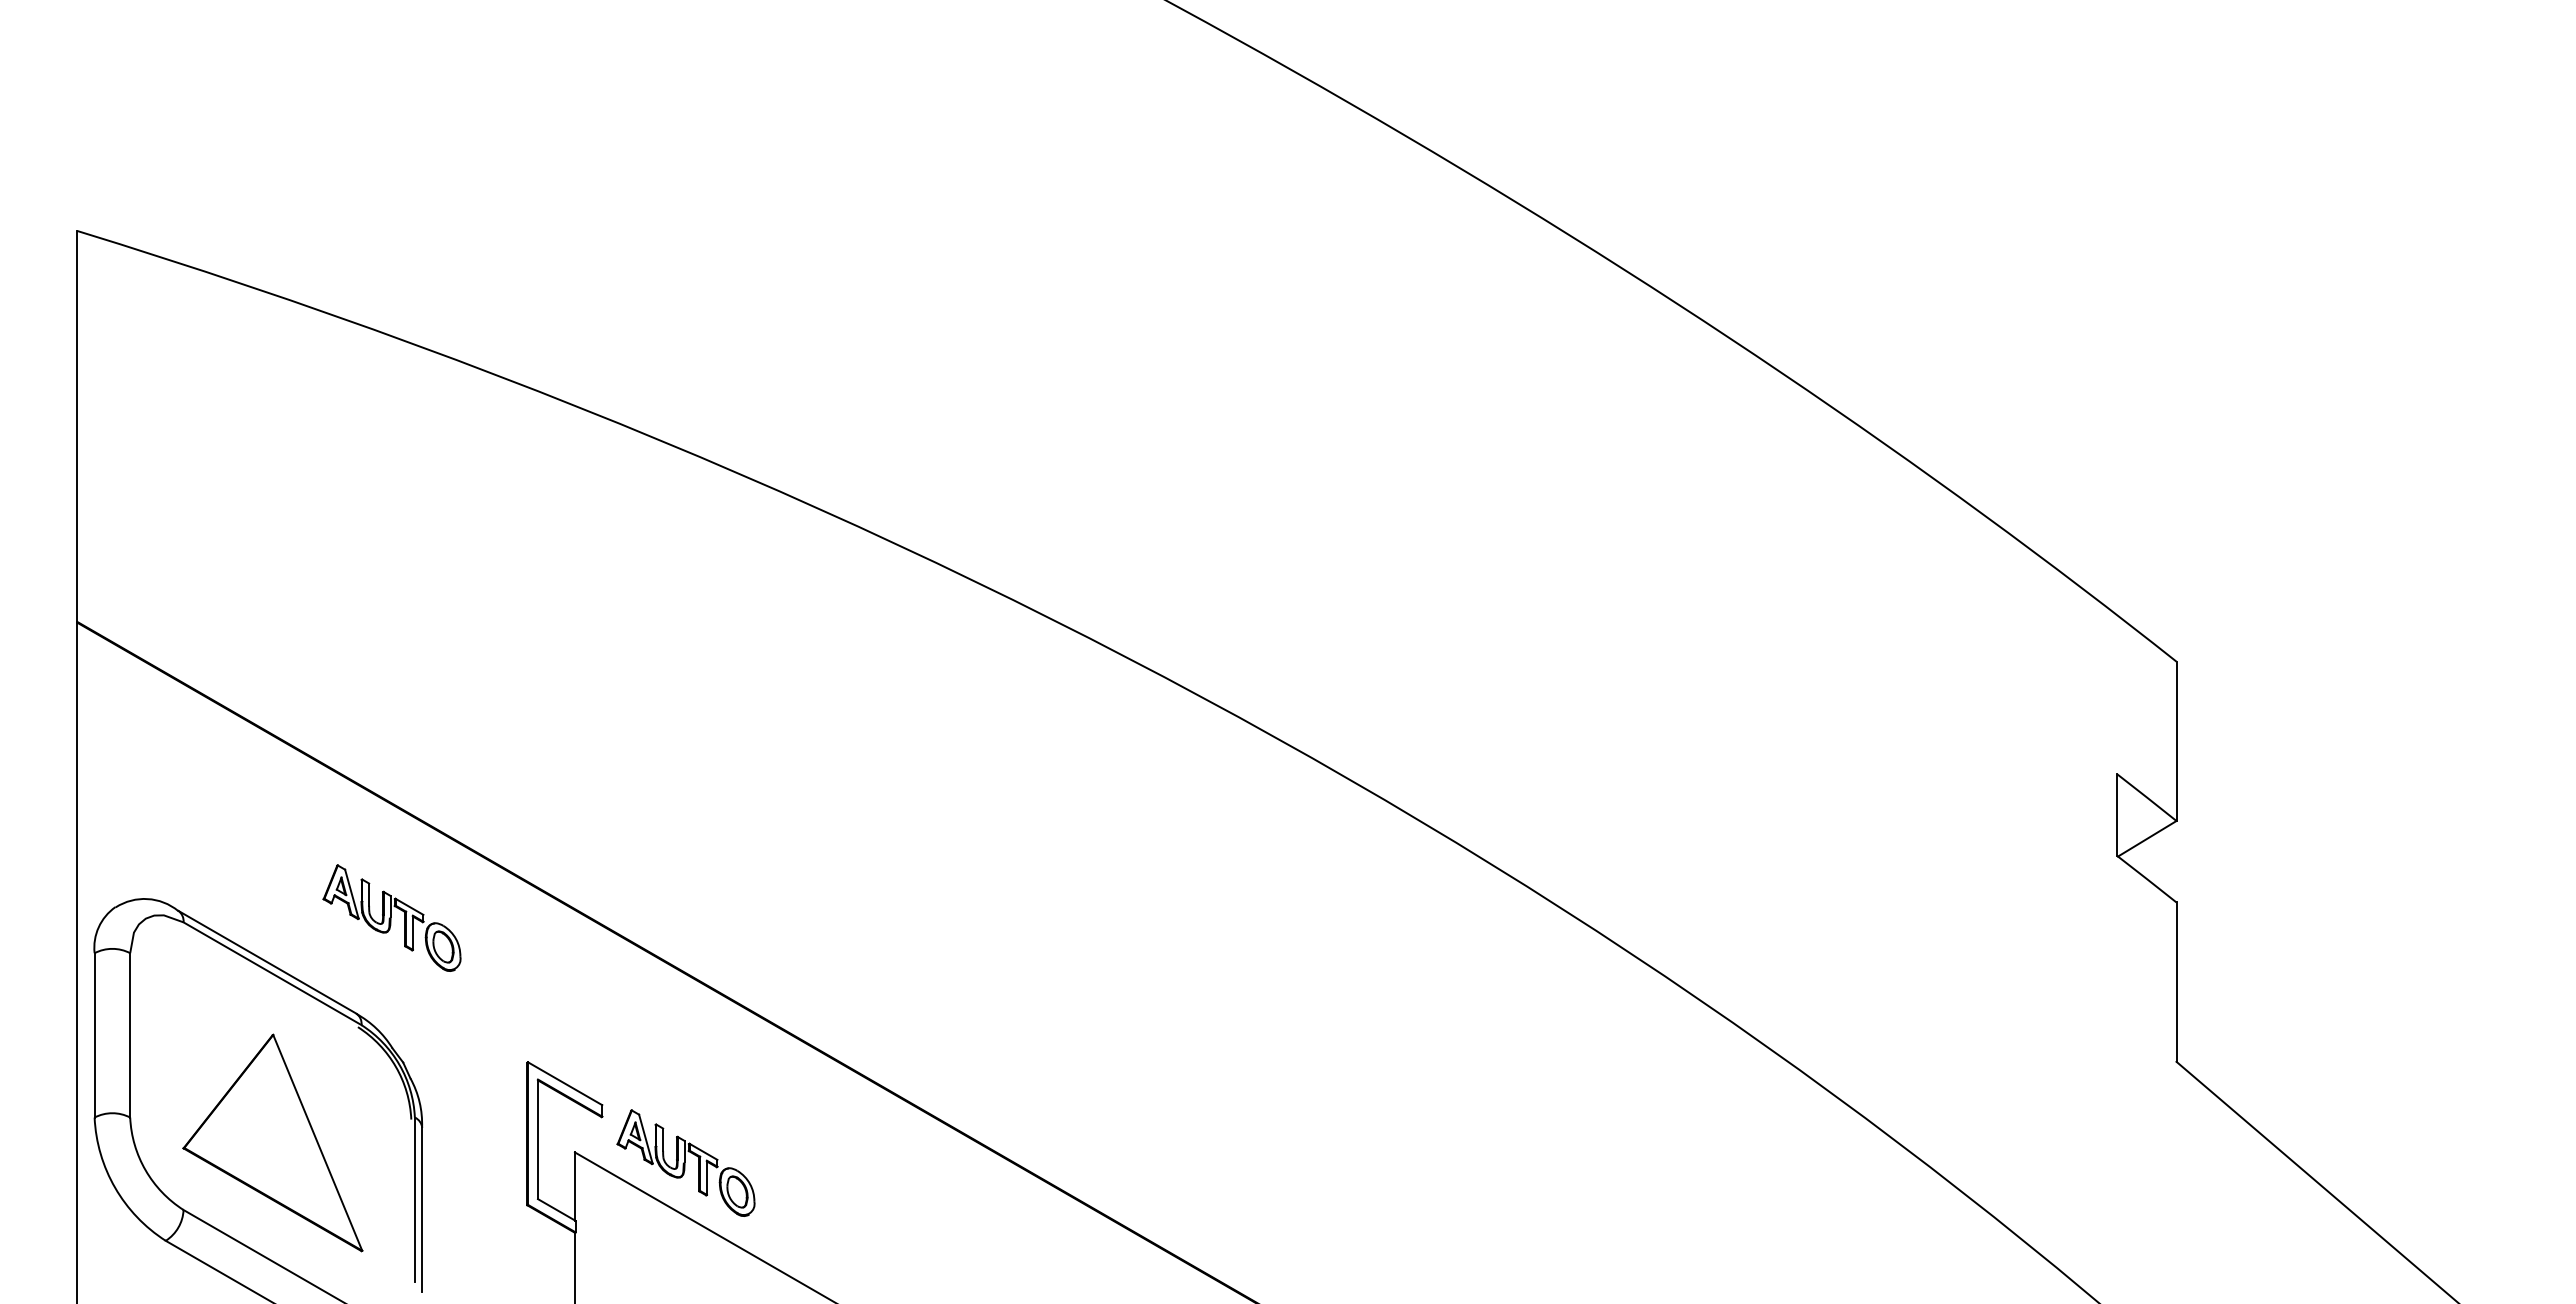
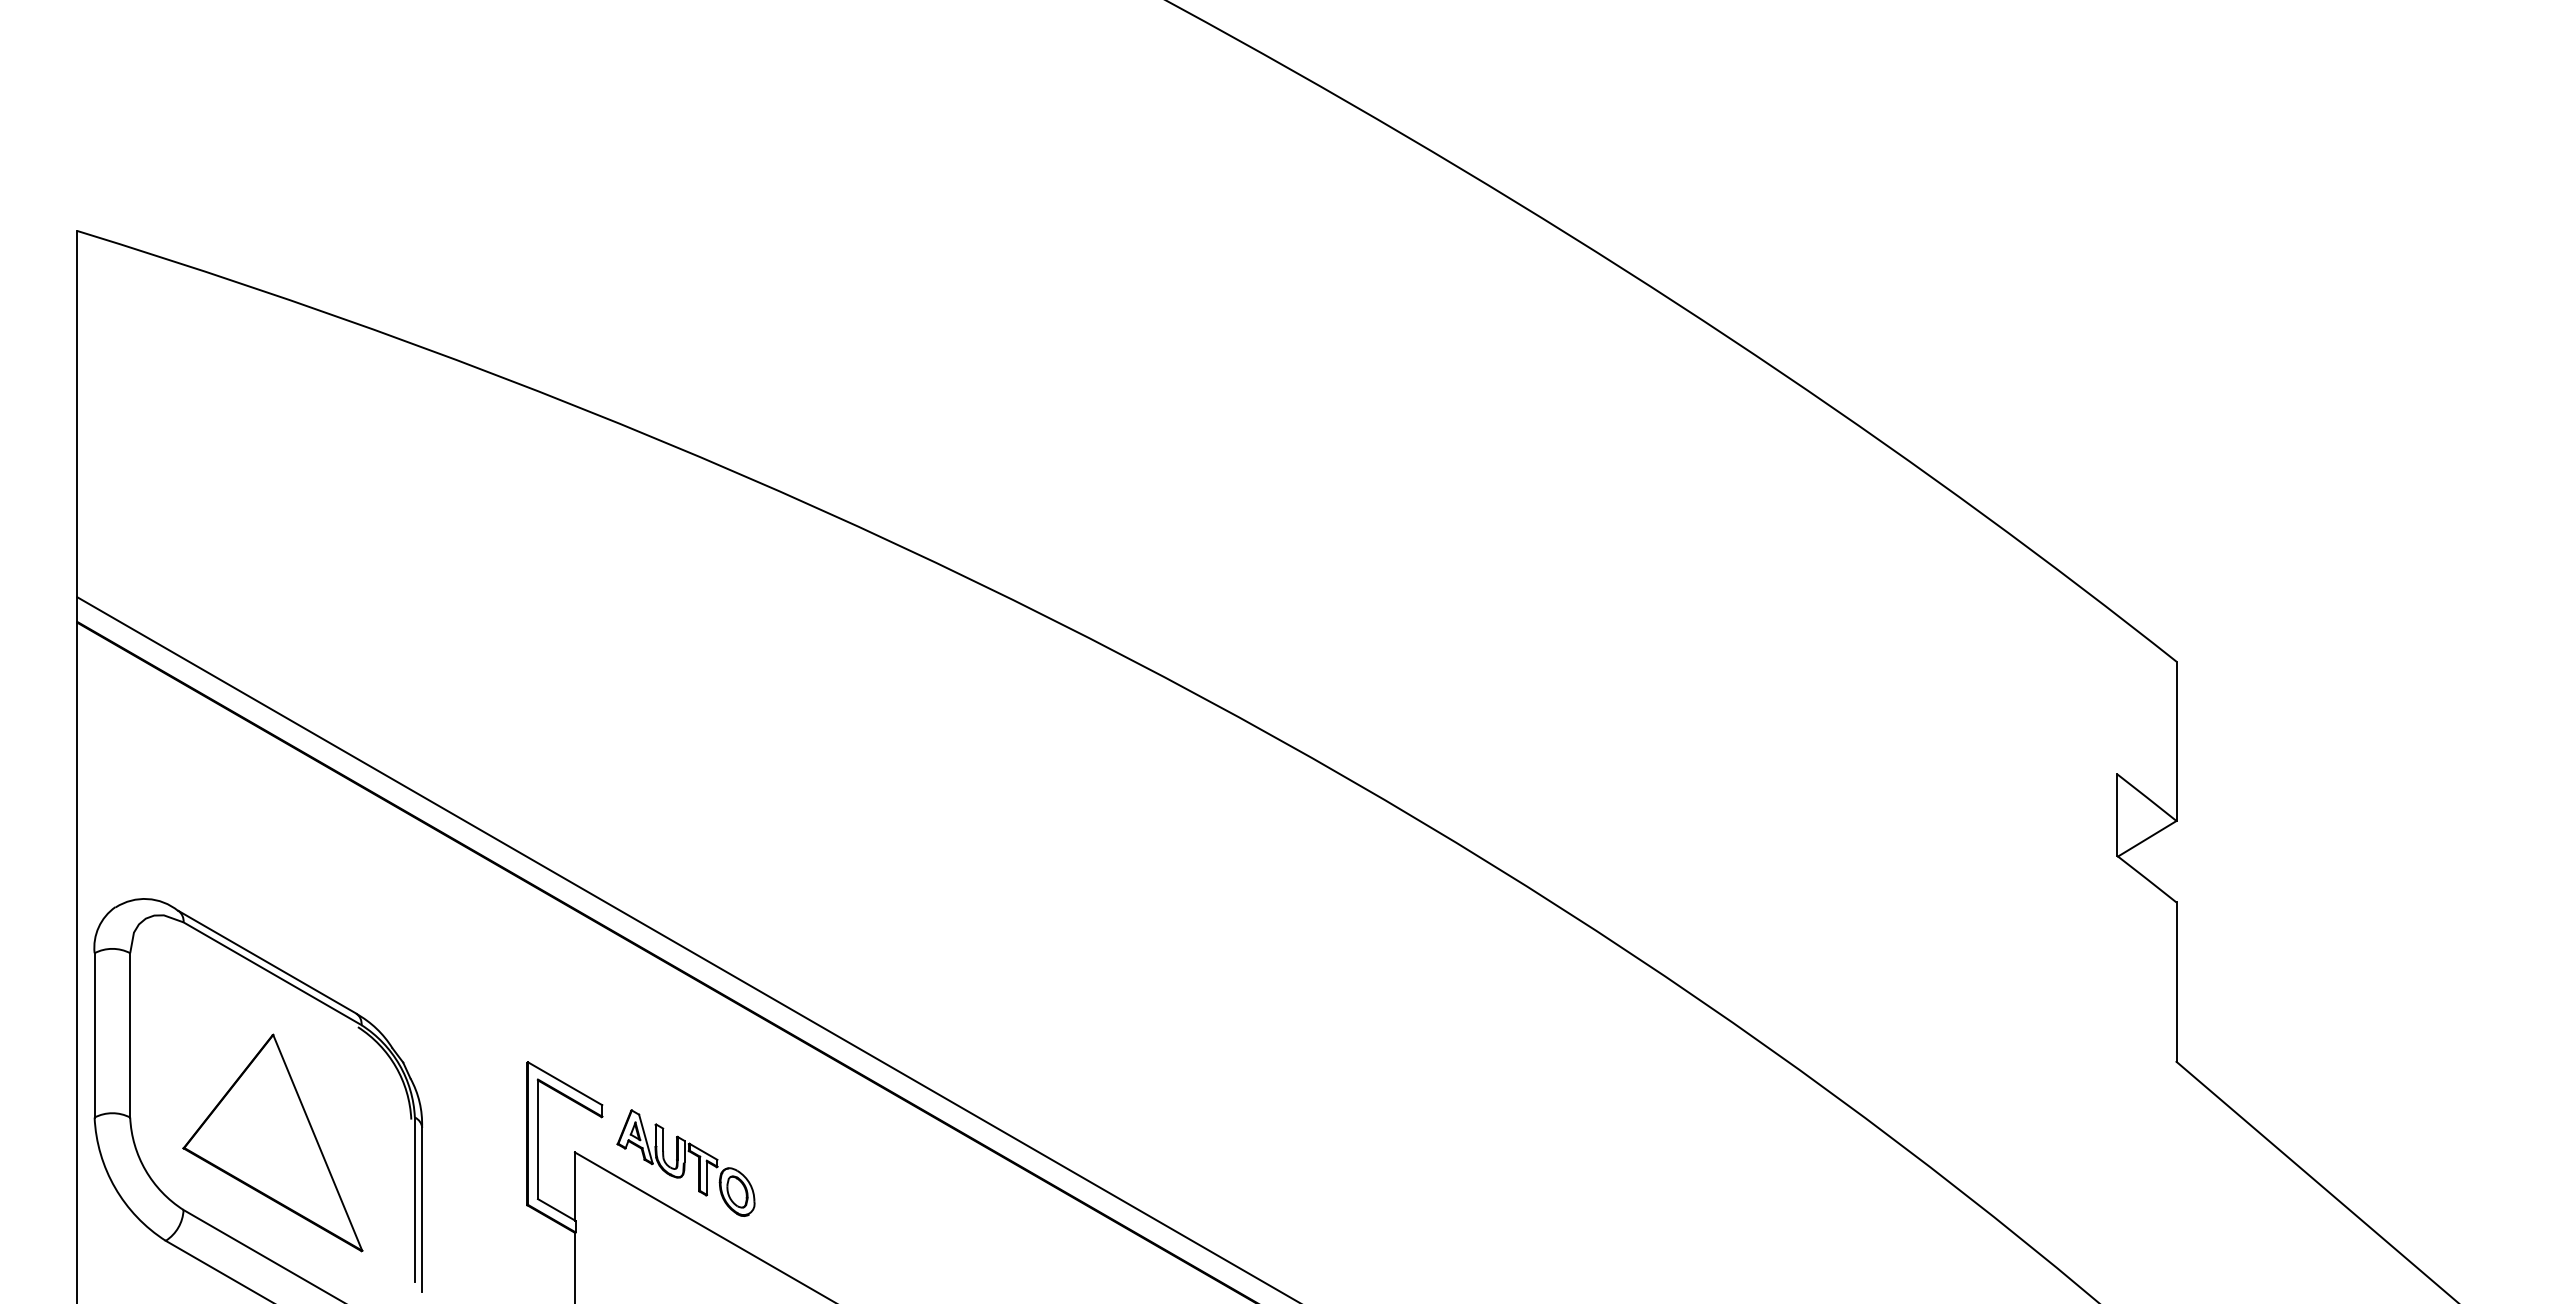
part: present -> none (391, 917)
line: none -> present (686, 948)
